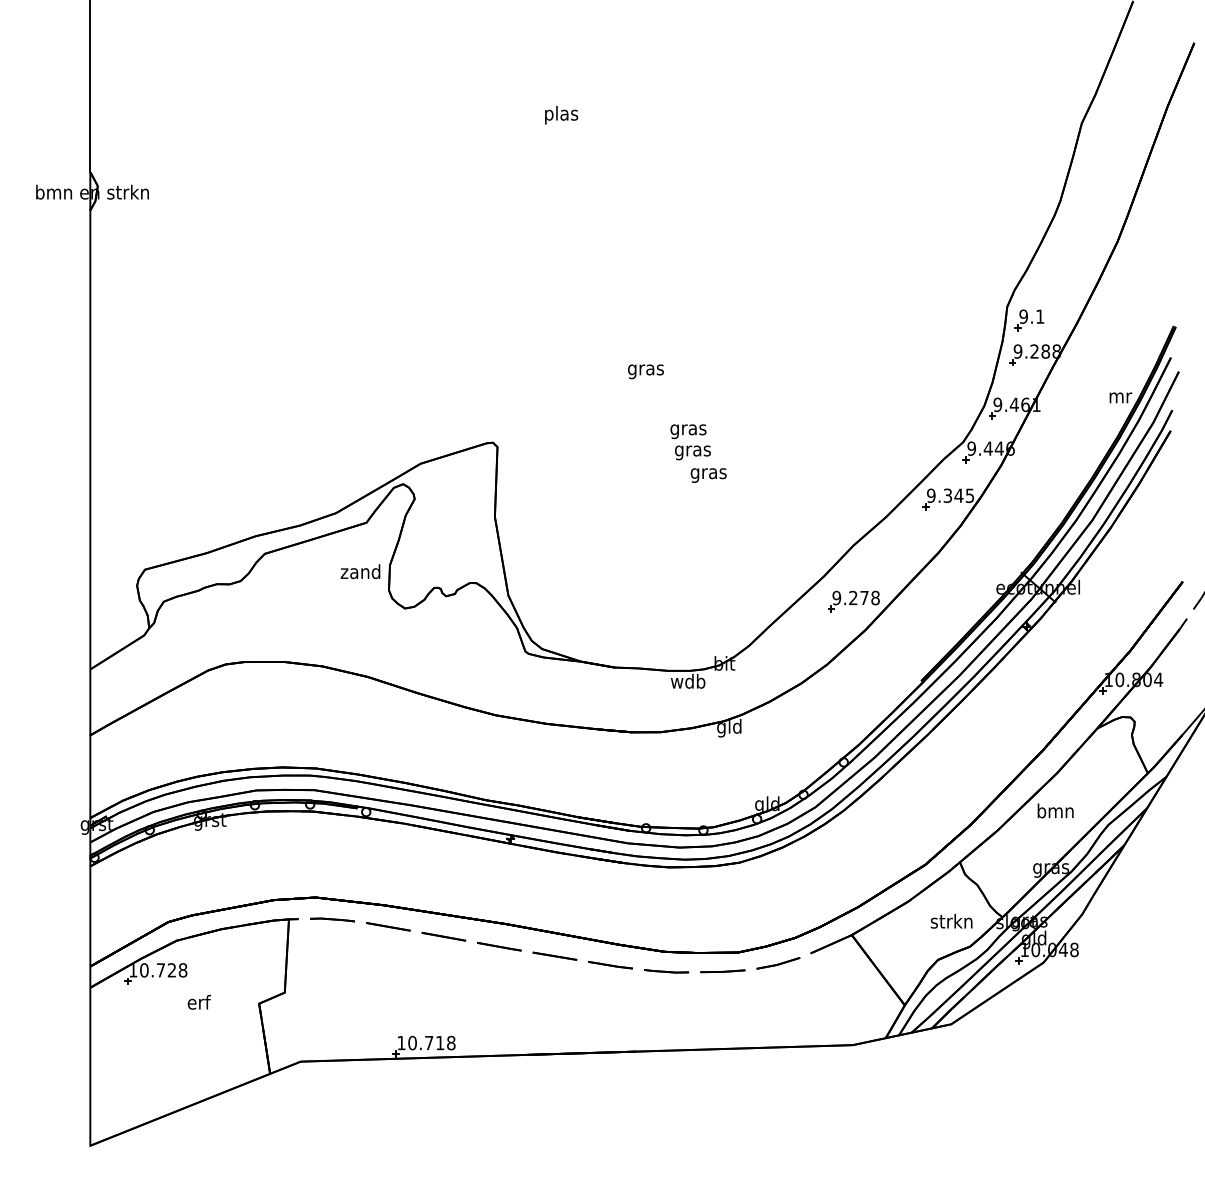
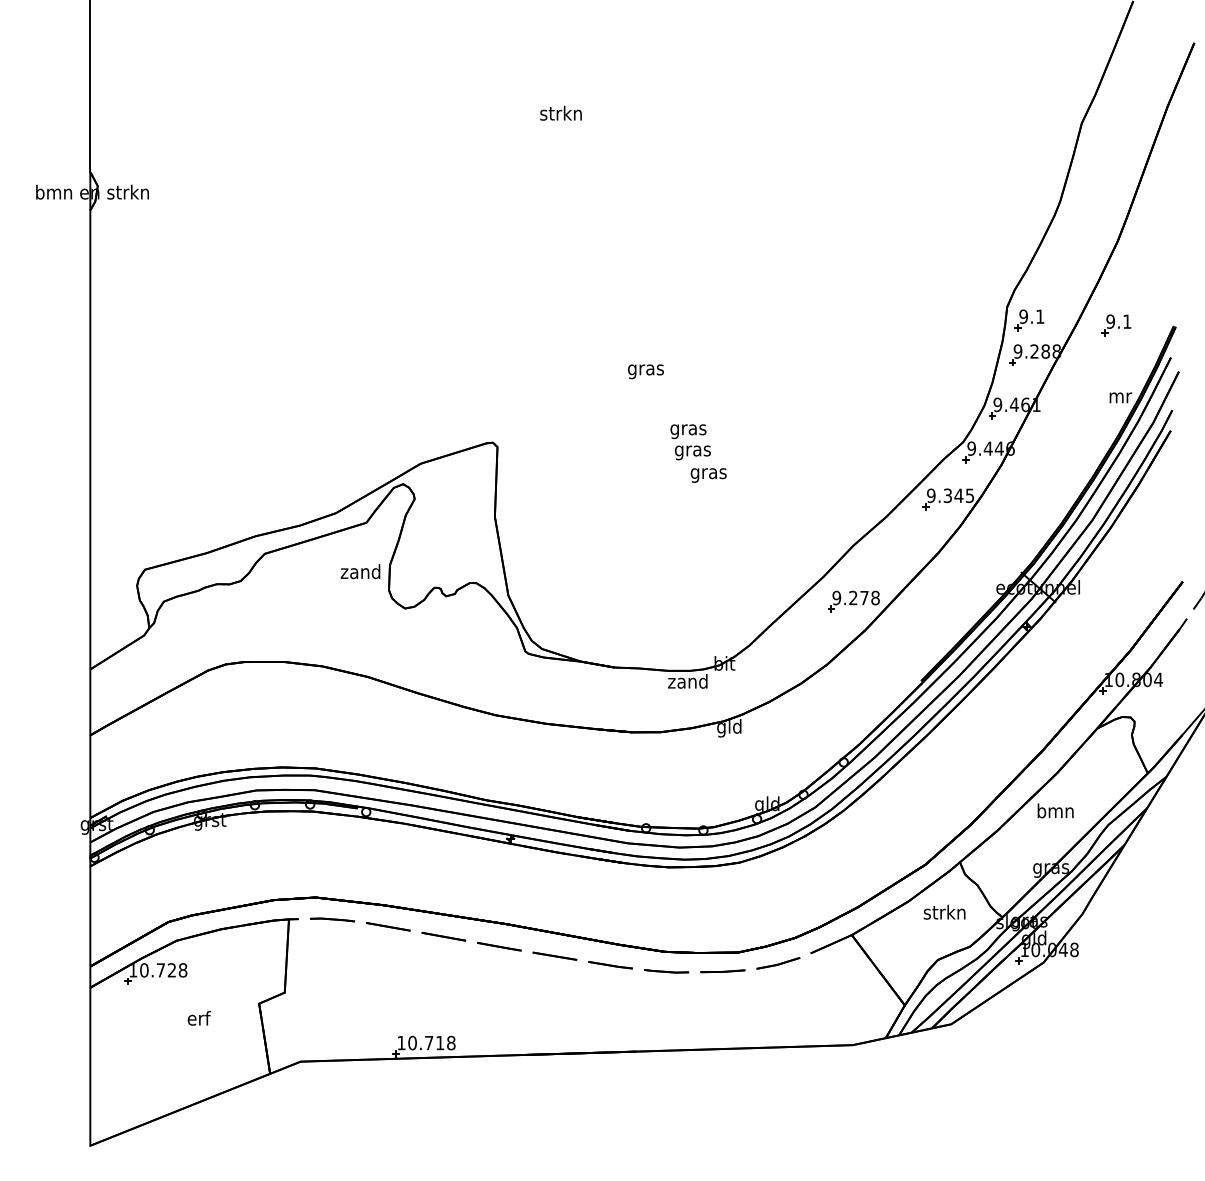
text: plas -> strkn (560, 114)
part: none -> present (1116, 325)
text: wdb -> zand (687, 681)
text position: (951, 920) -> (944, 911) (944, 911)
text position: (198, 1002) -> (198, 1018) (198, 1018)
